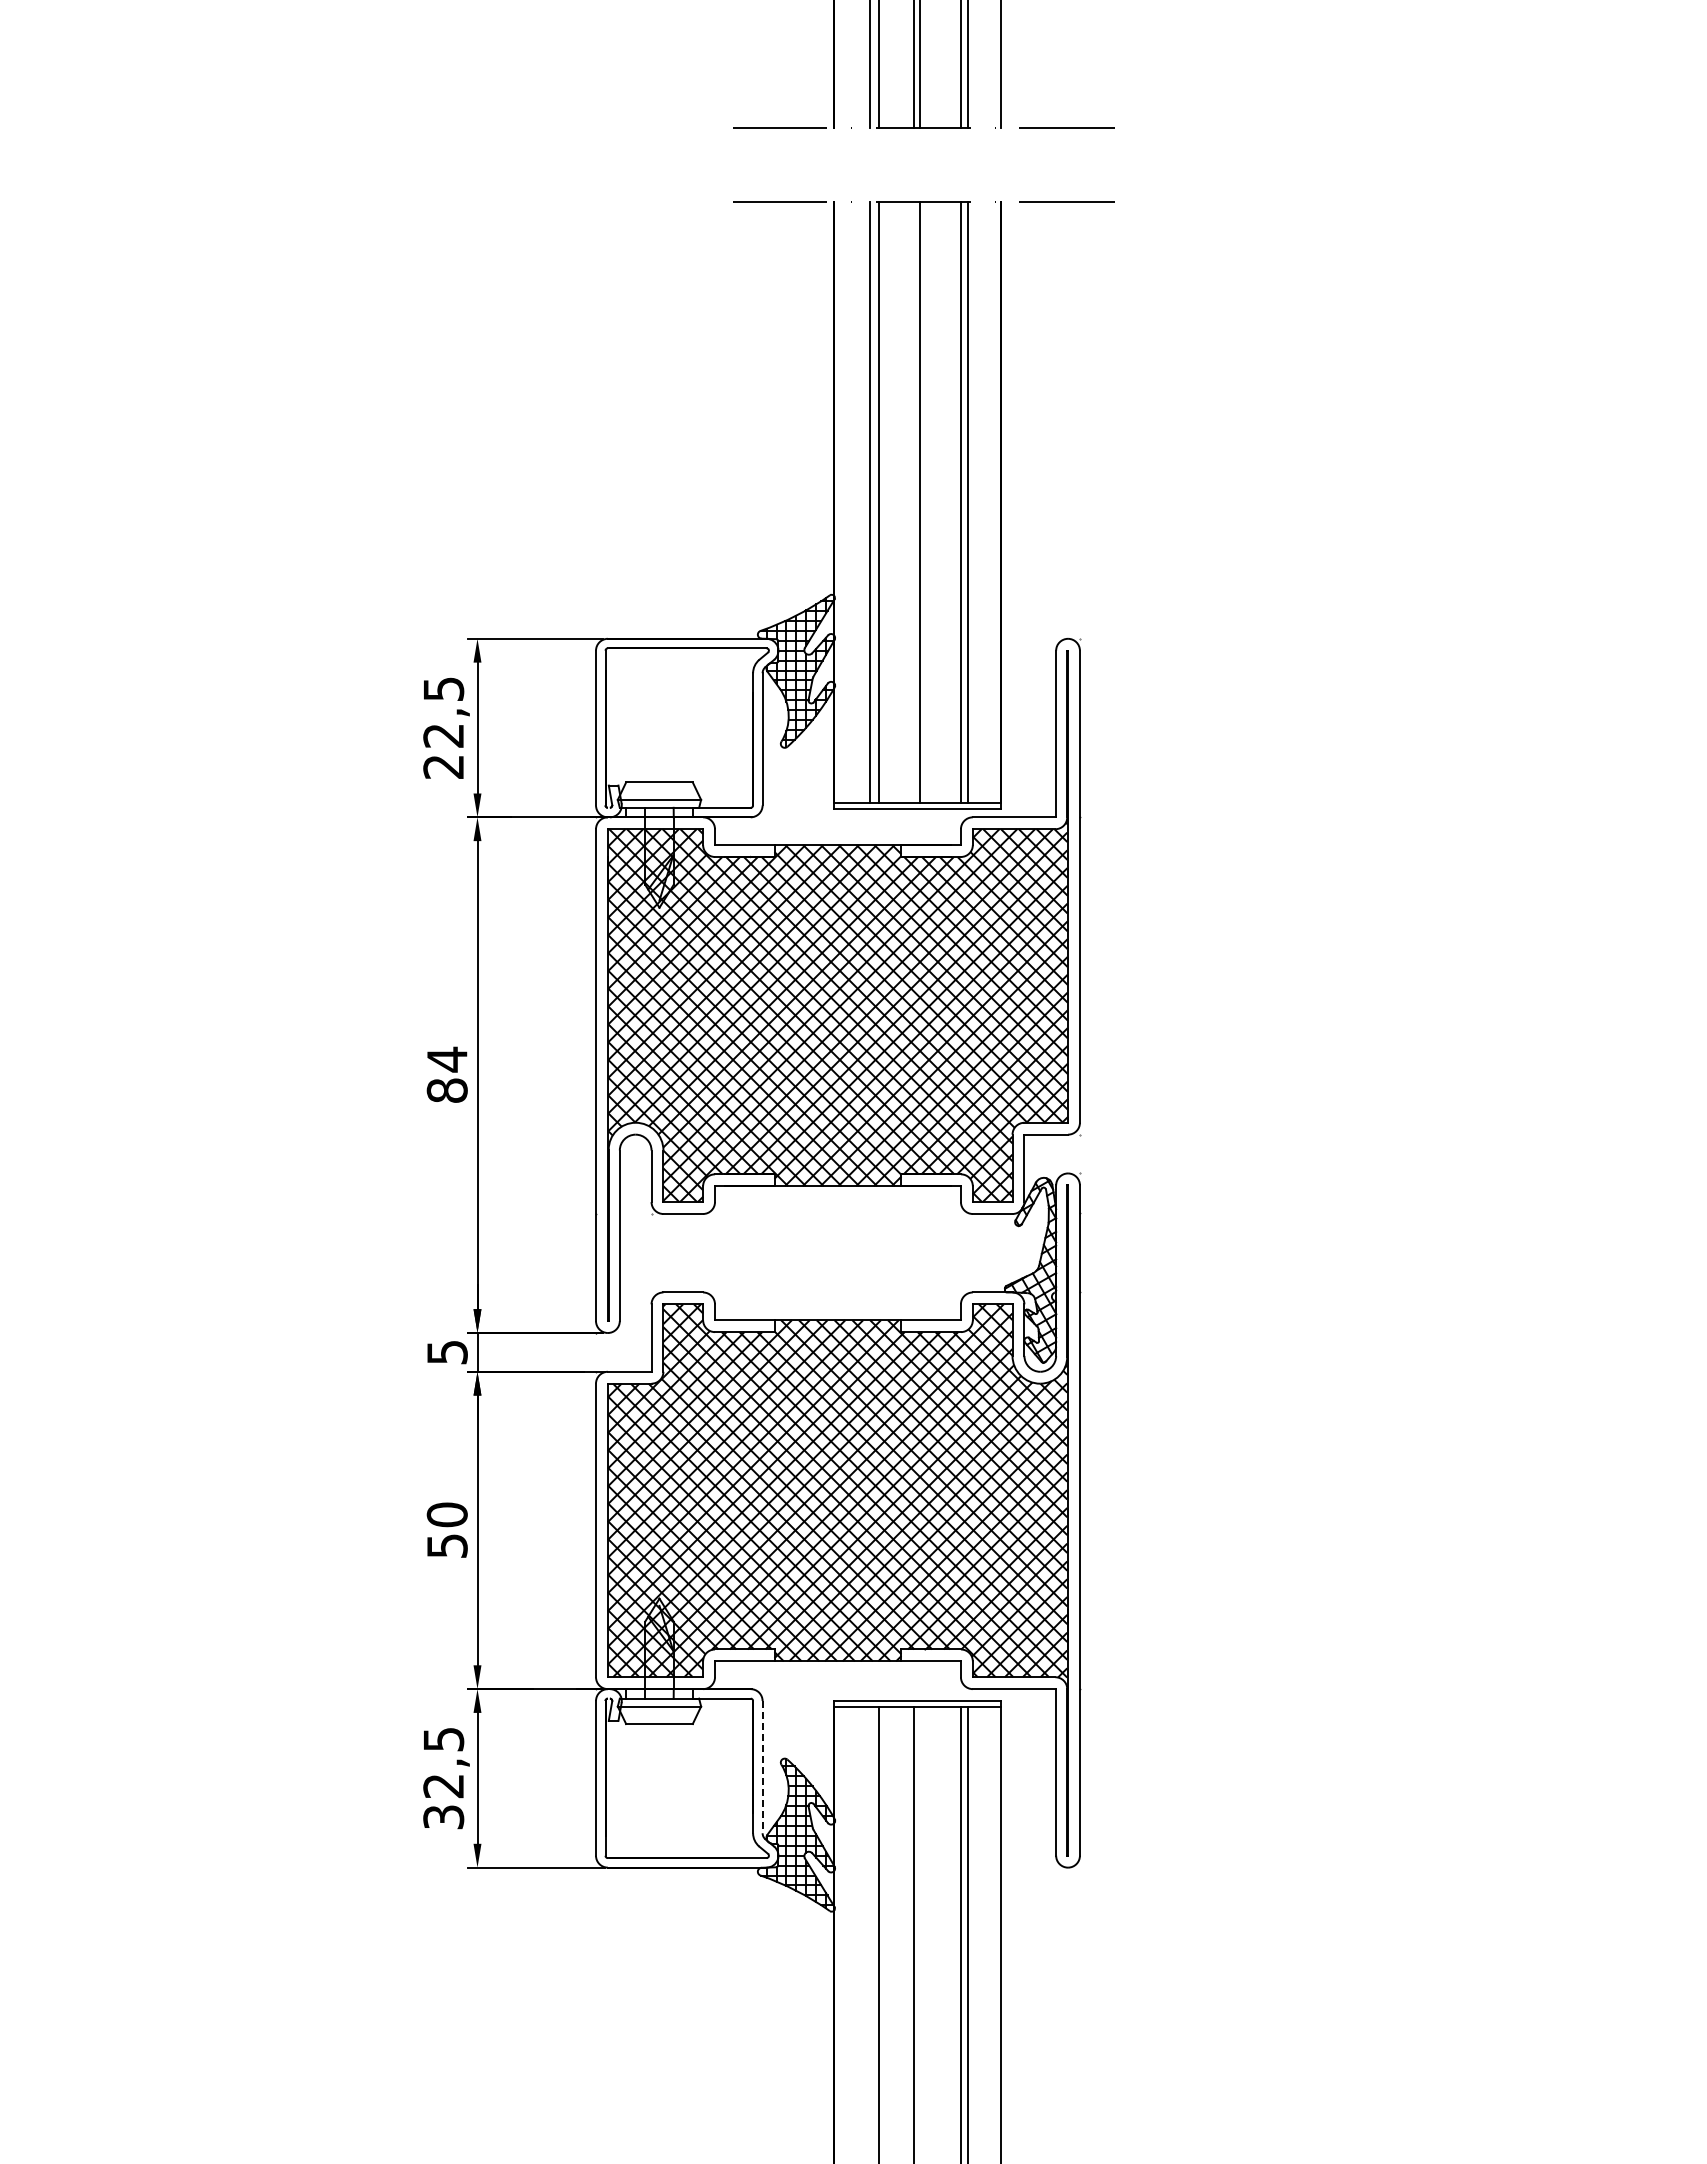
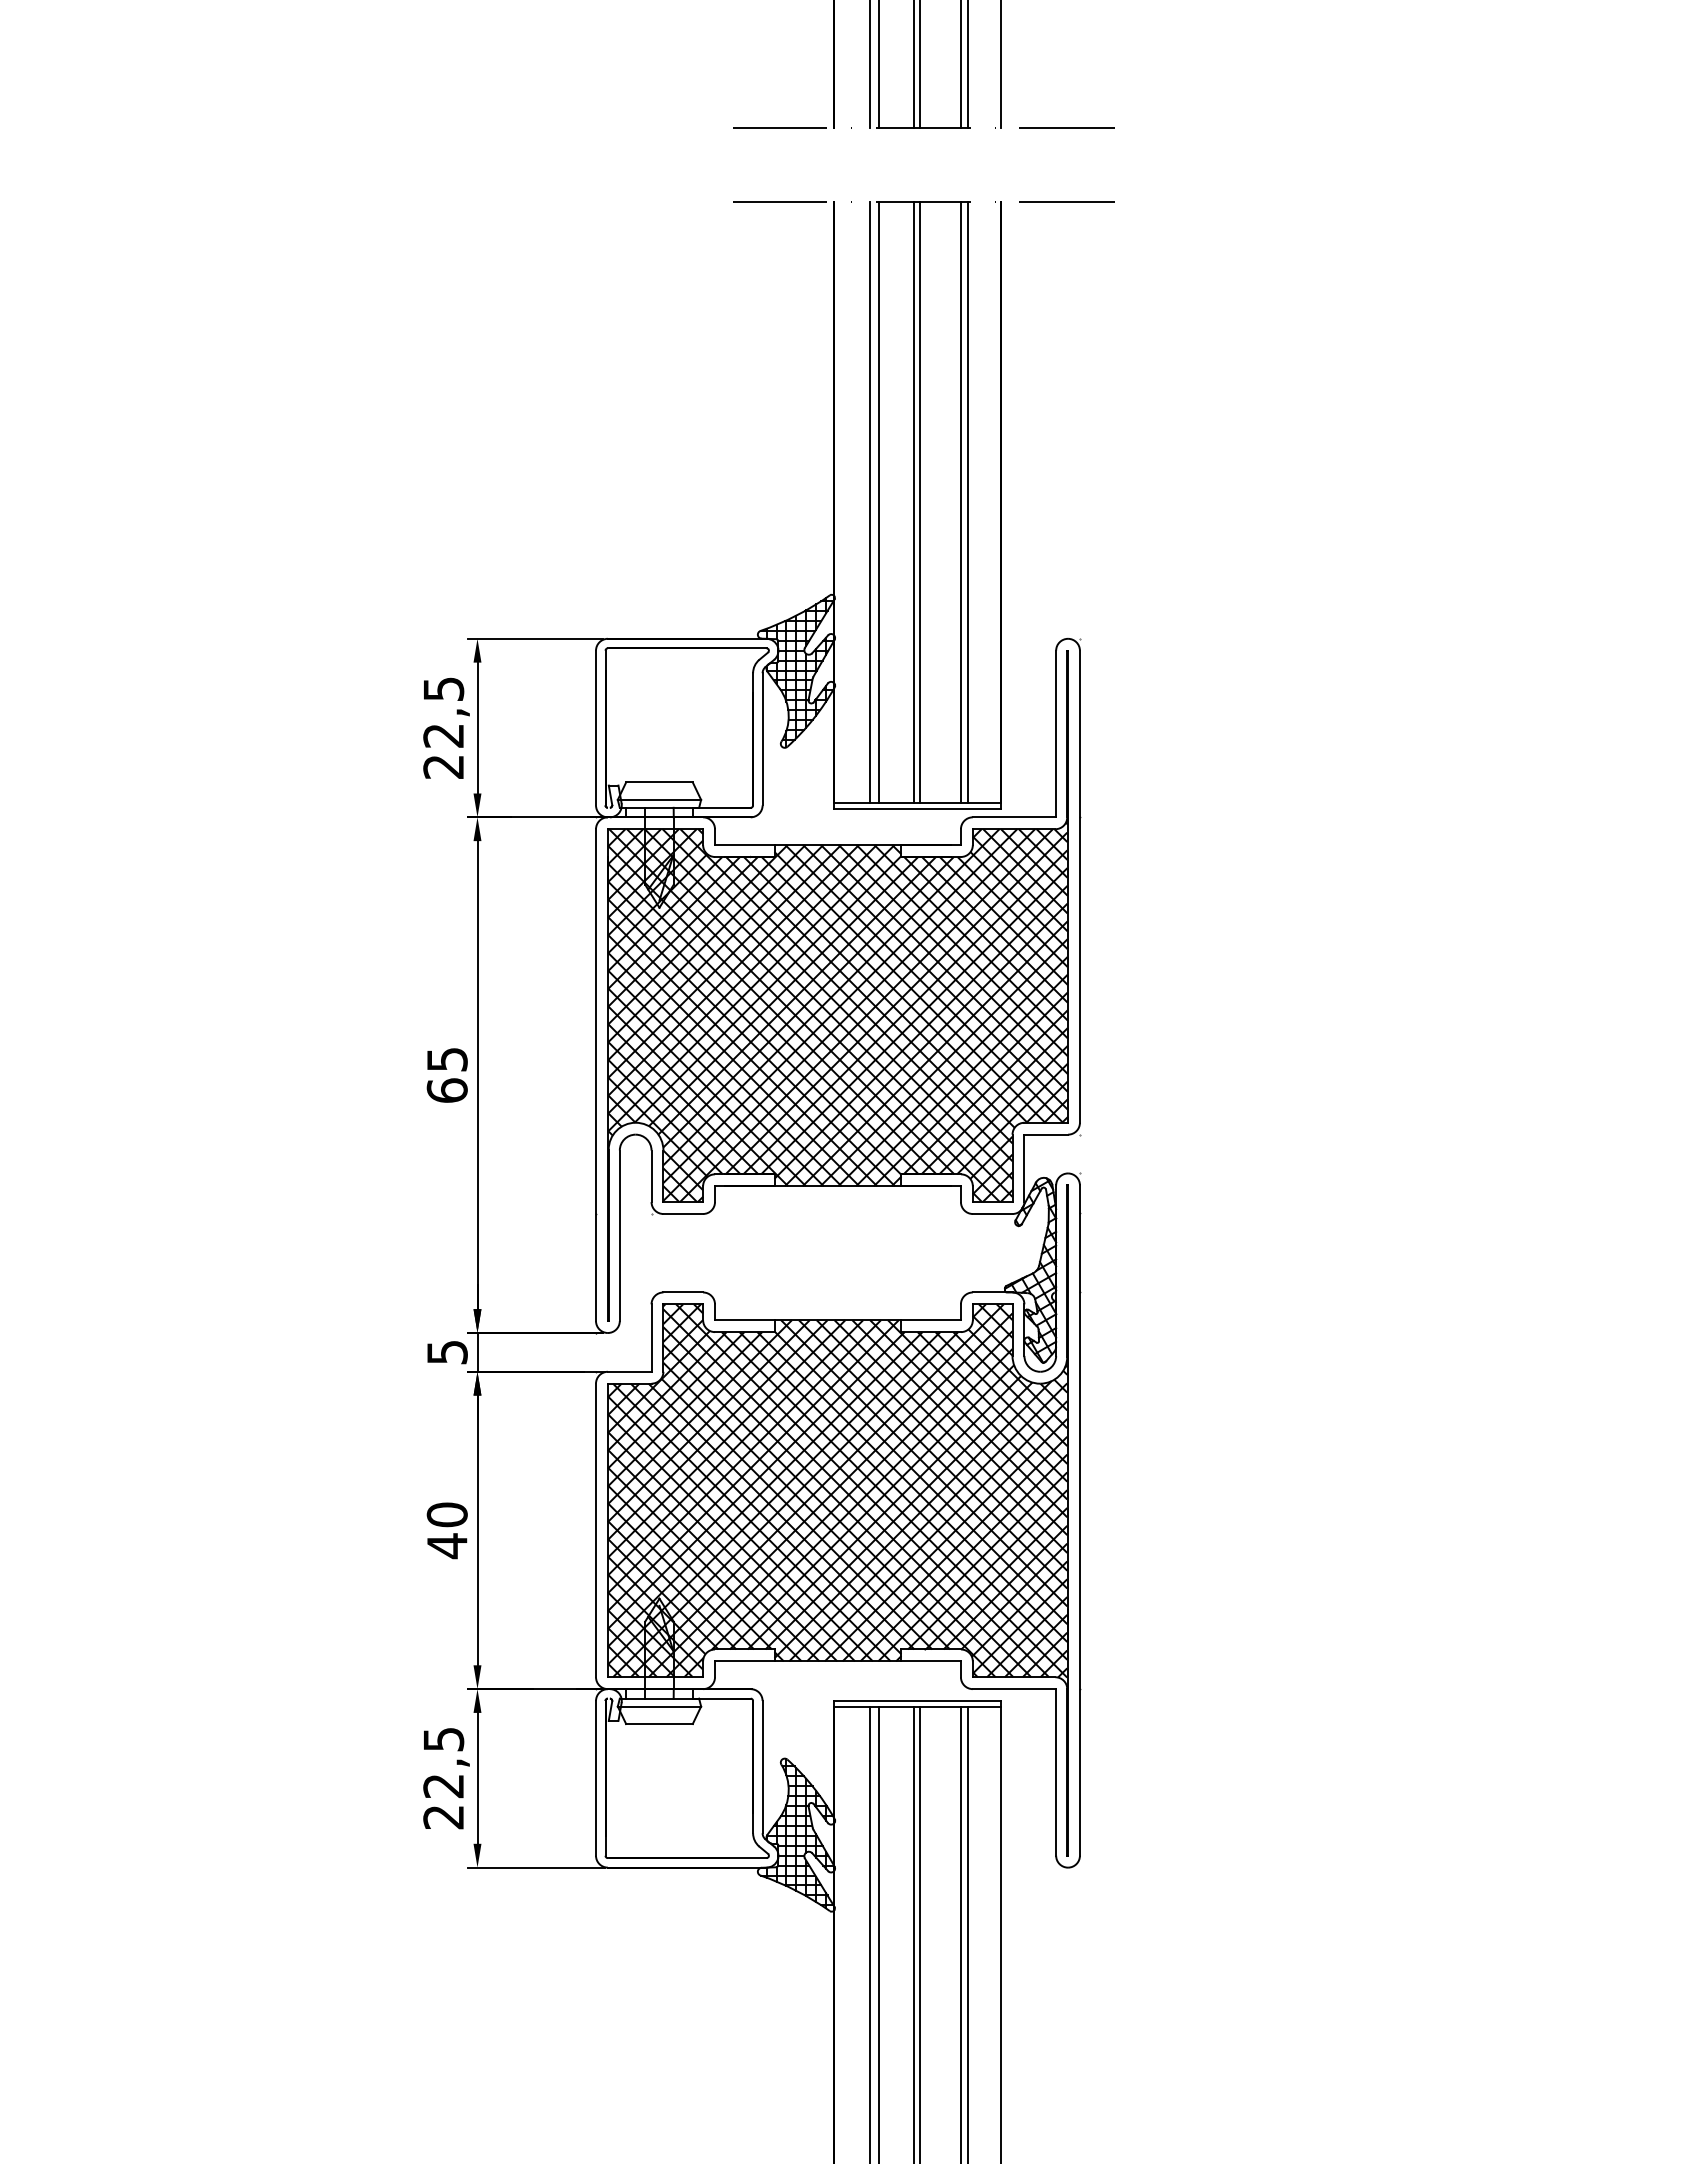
line: none -> present (913, 501)
text: 84 -> 65 (446, 1074)
text: 50 -> 40 (447, 1546)
line: dashed -> solid (762, 1767)
text: 32,5 -> 22,5 (443, 1817)
line: none -> present (870, 1933)
line: none -> present (919, 1933)
